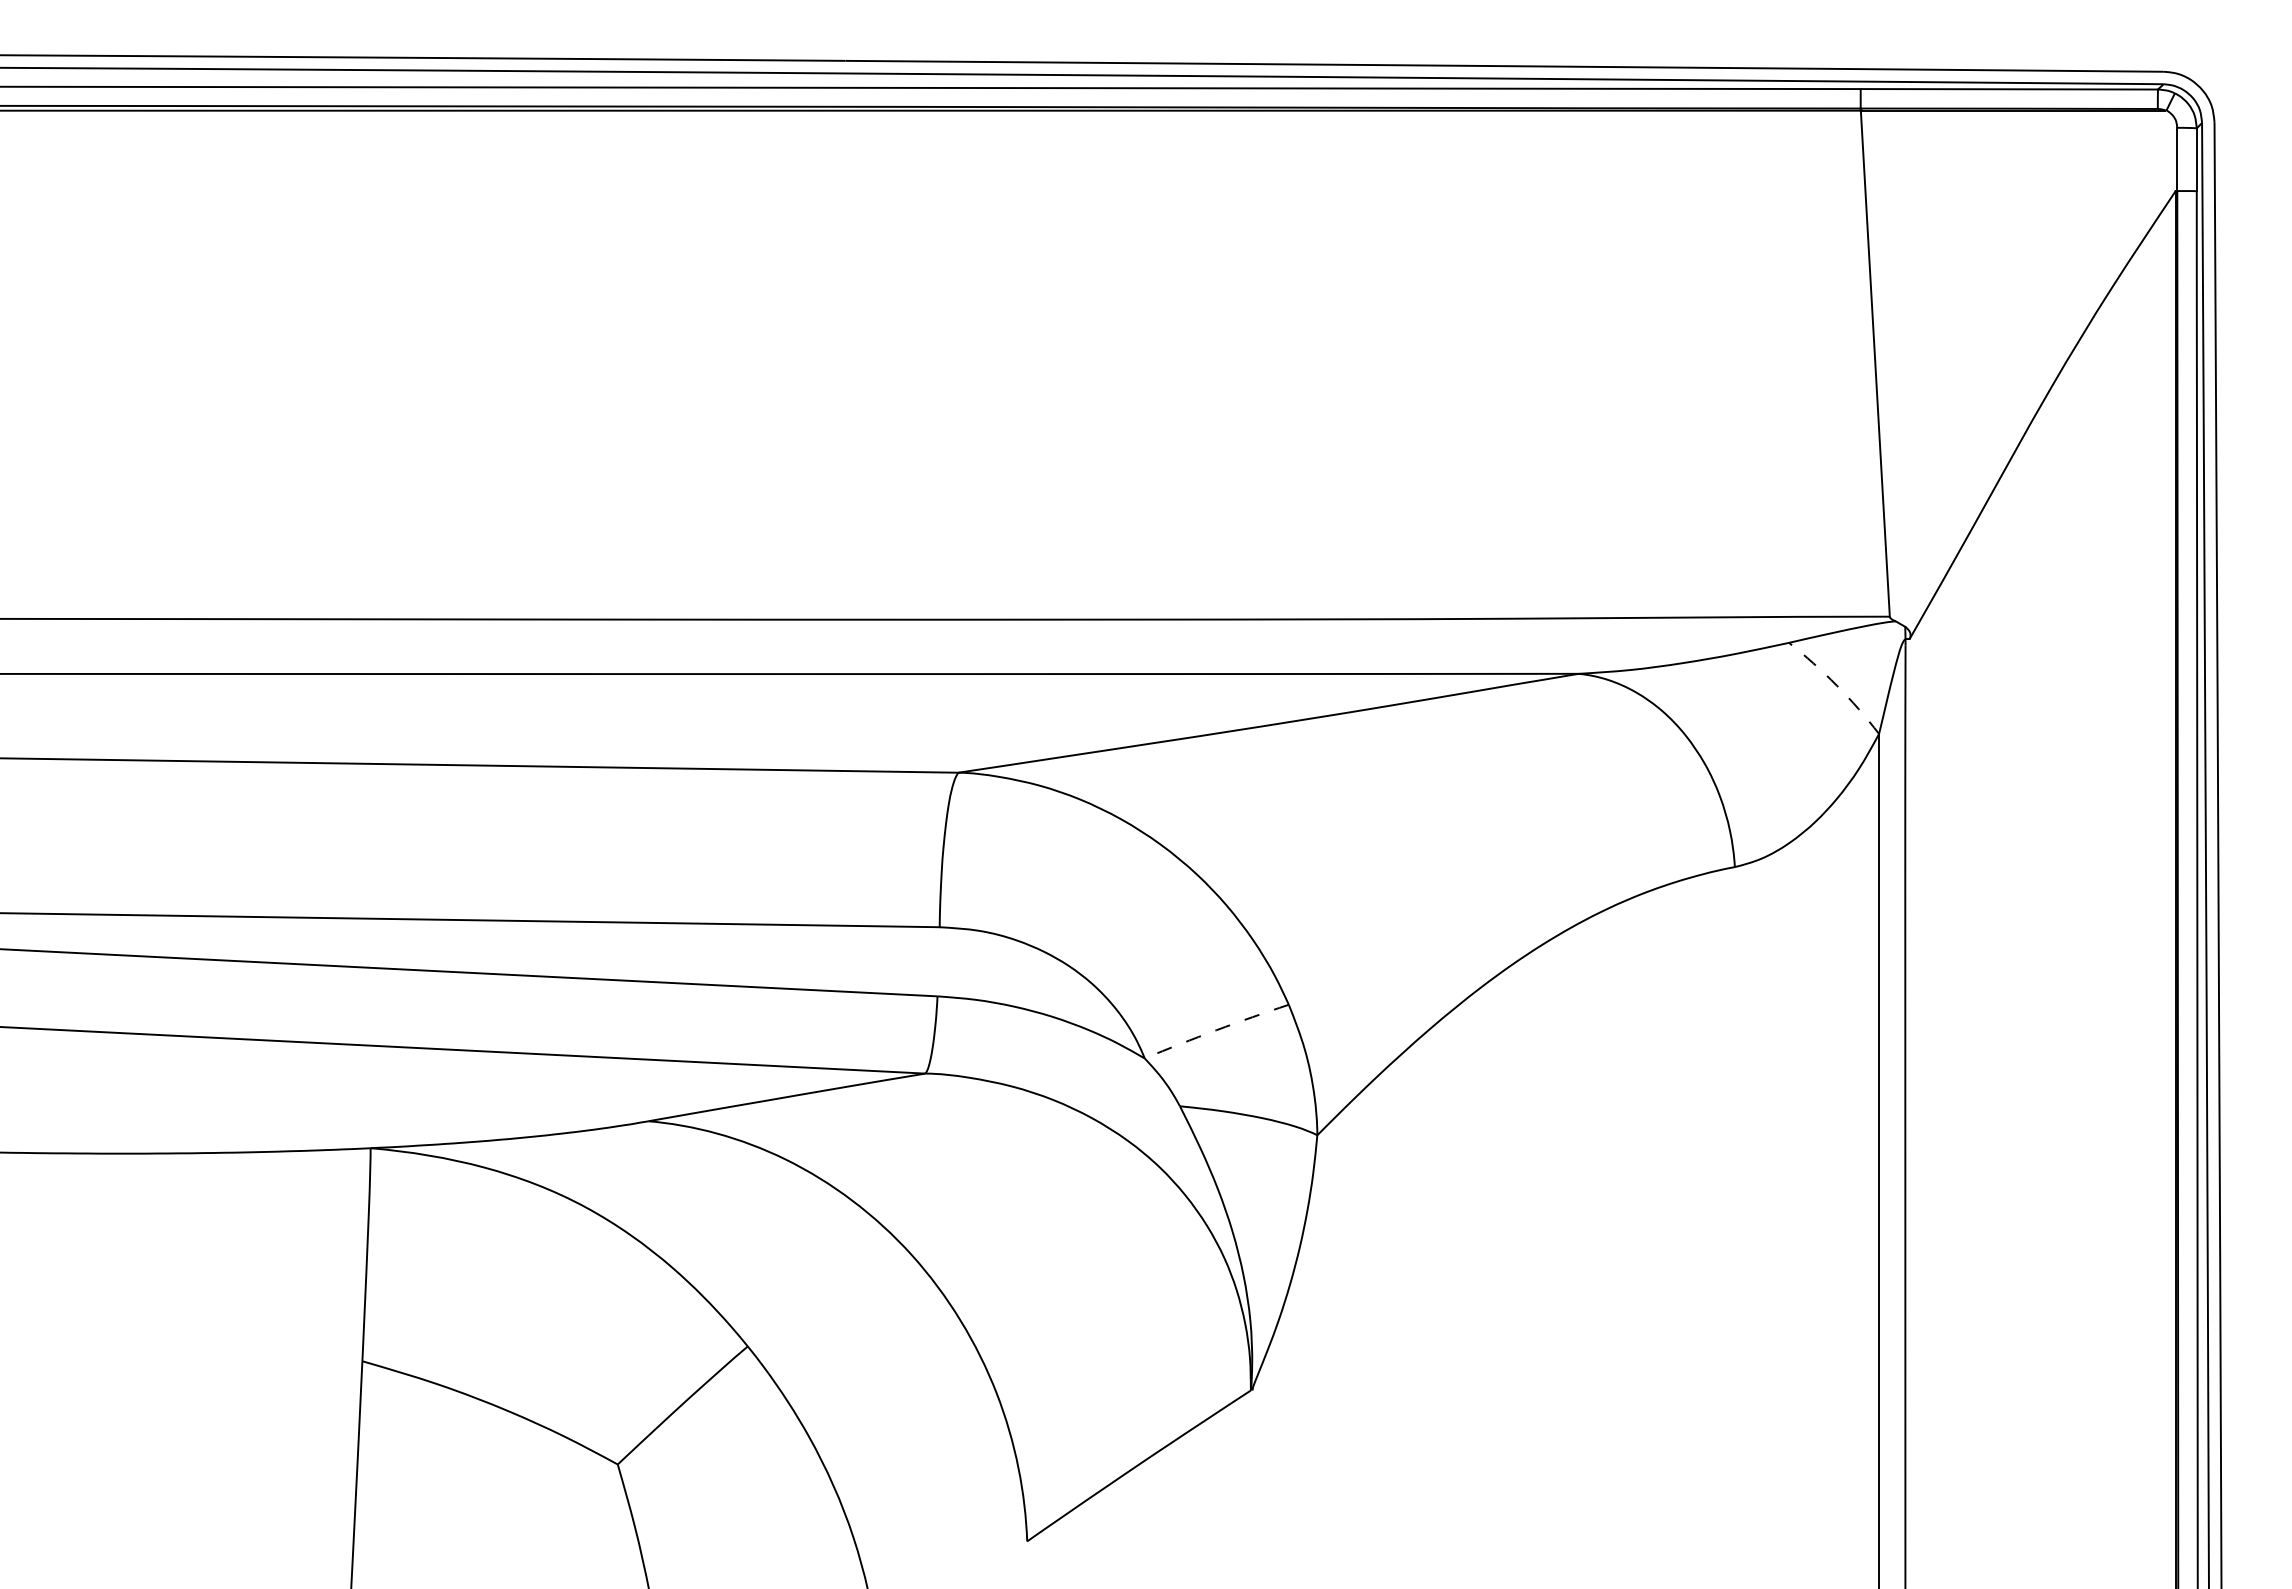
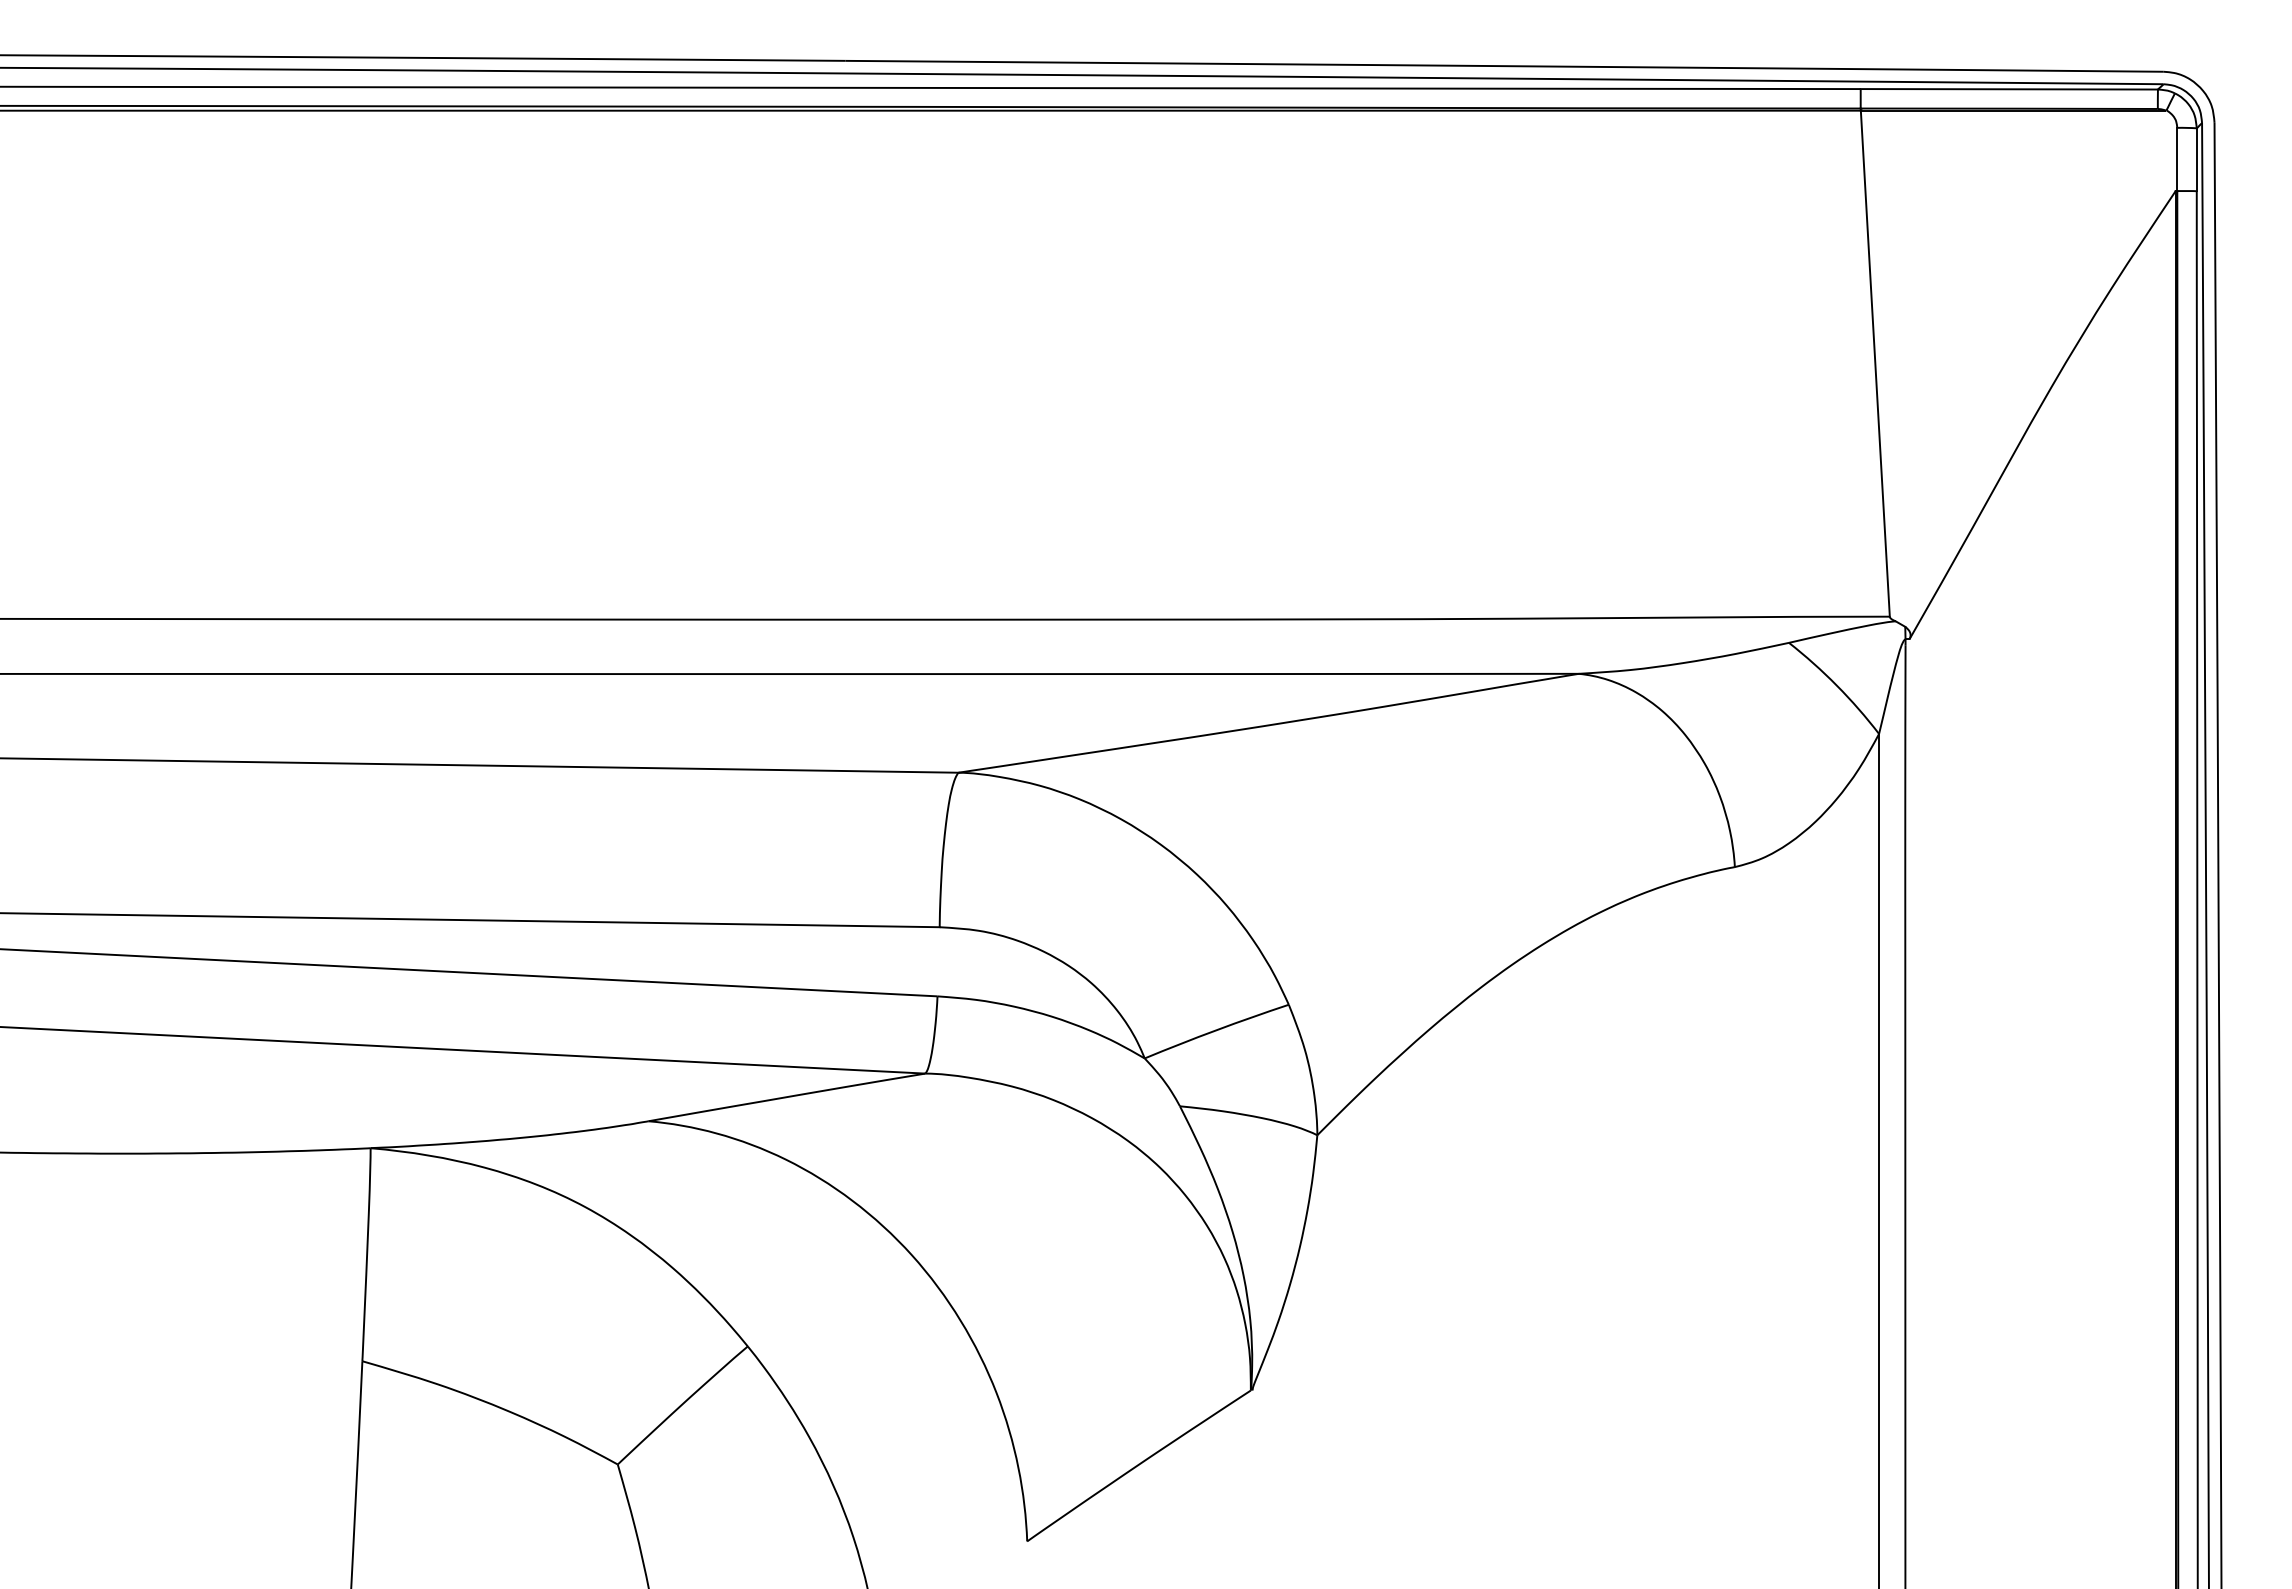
arc: dashed -> solid (1836, 685)
arc: dashed -> solid (1216, 1030)
